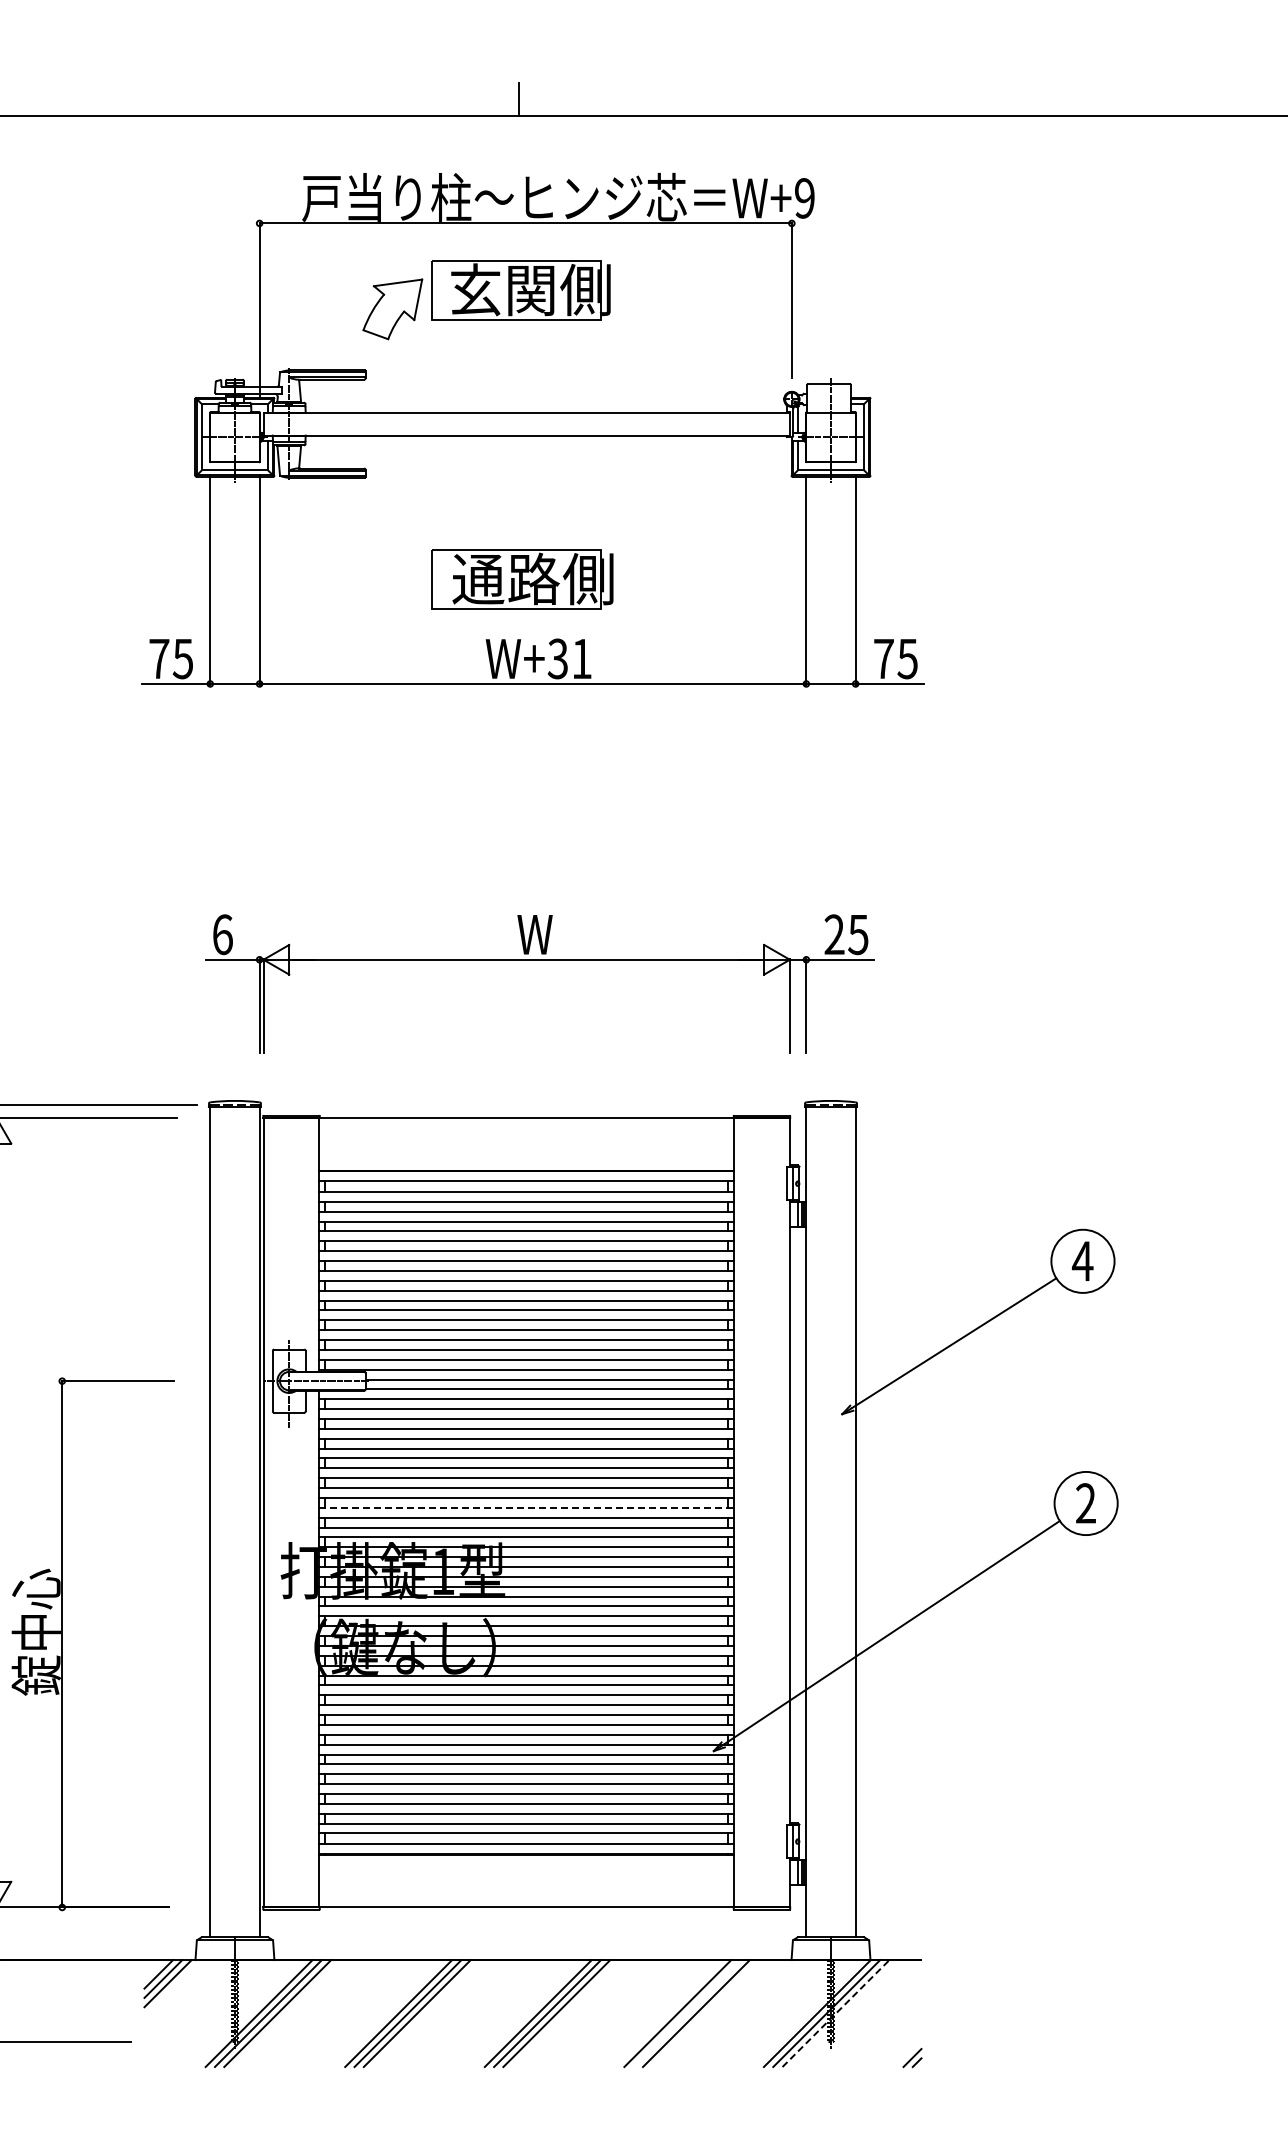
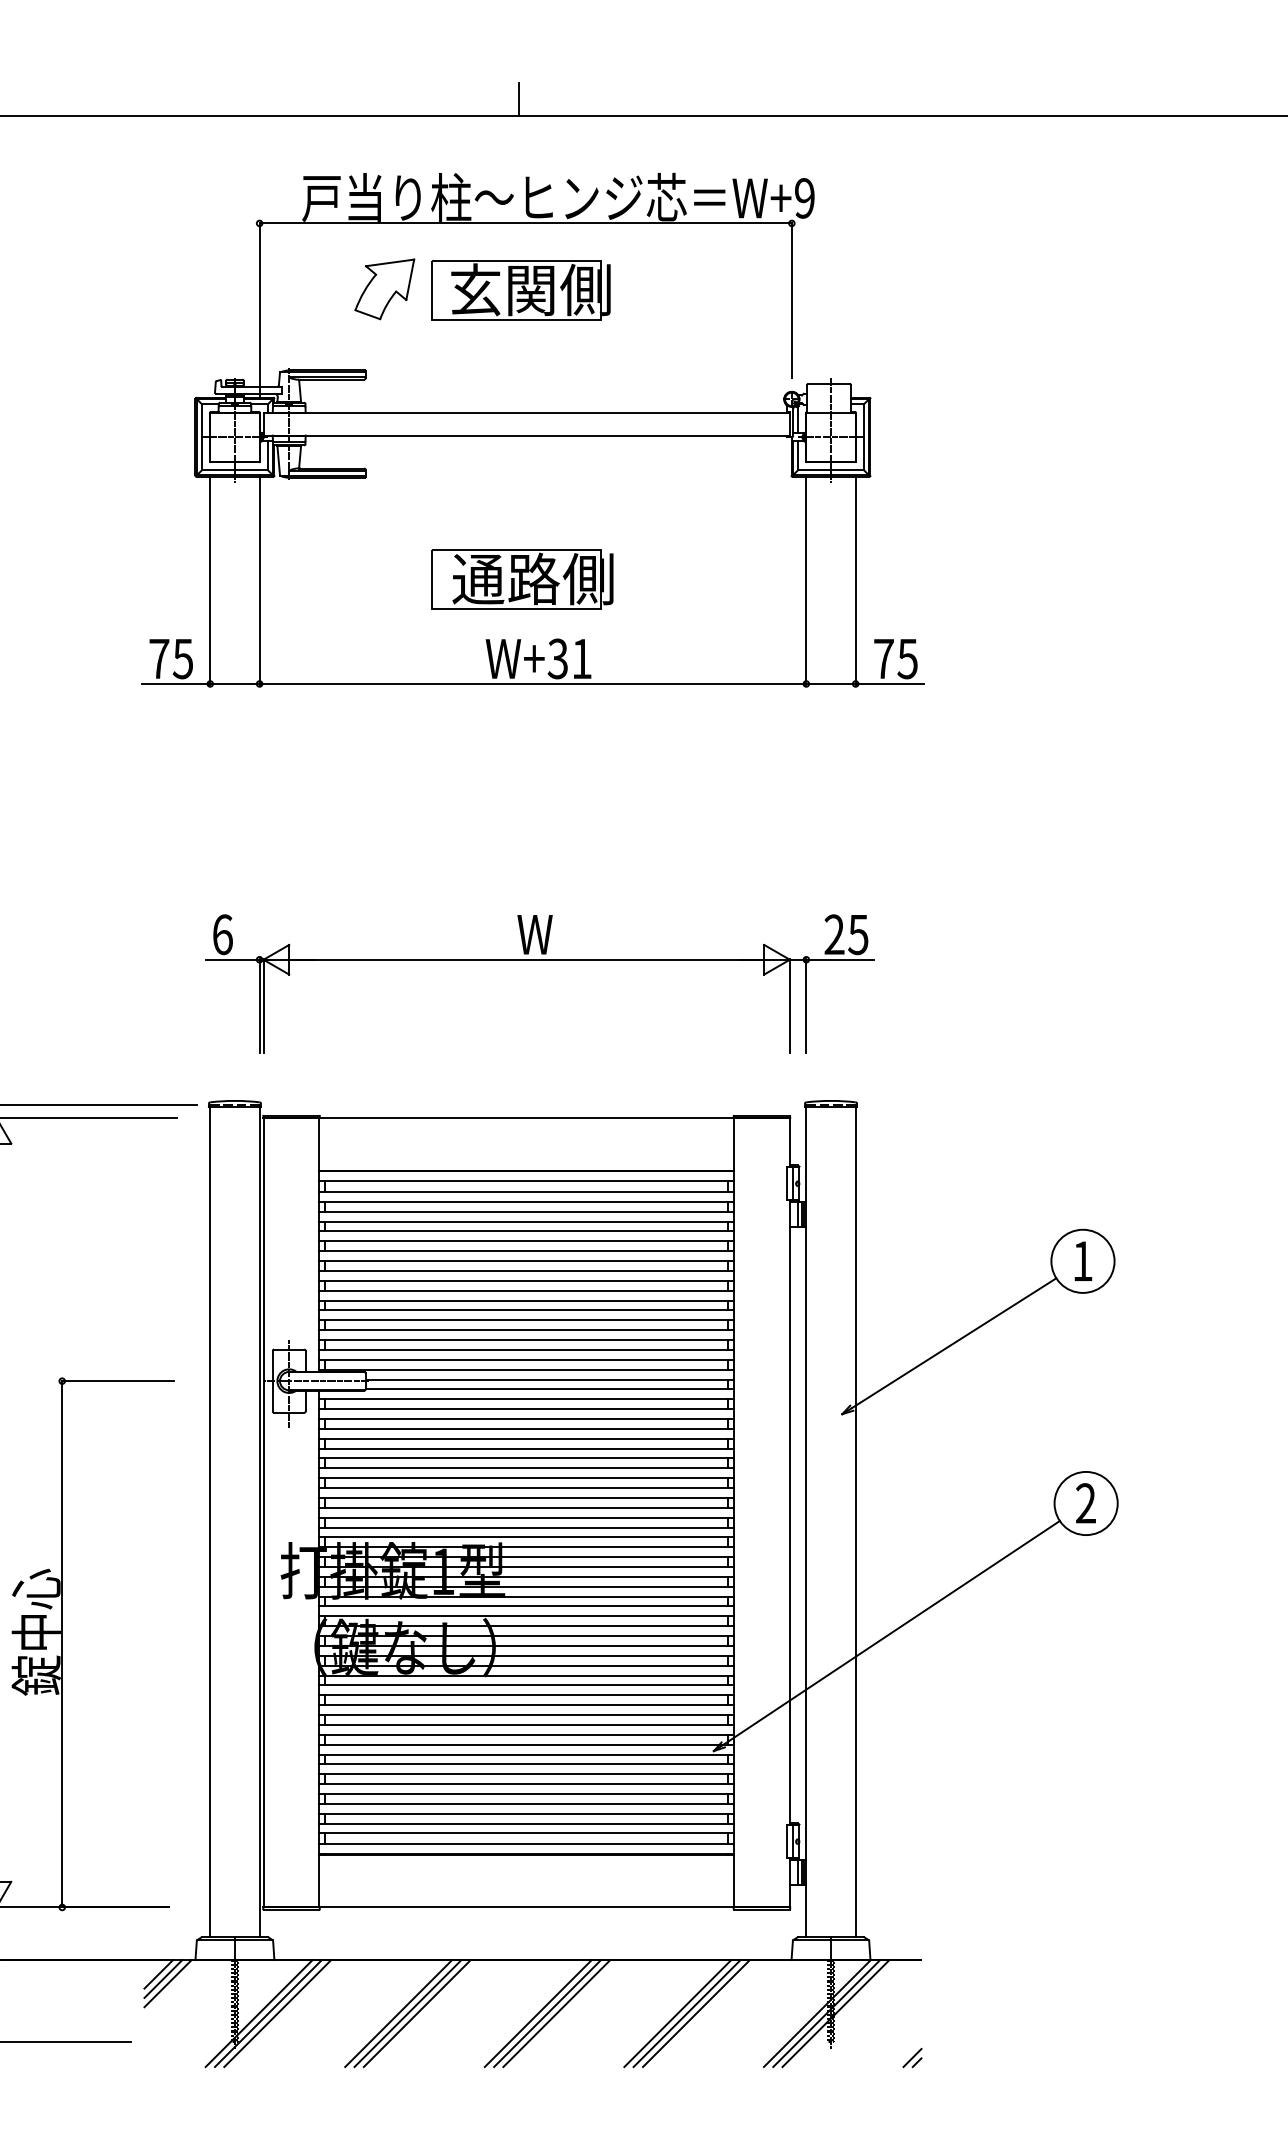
part position: (392, 309) -> (384, 289) (384, 289)
text: 4 -> 1 (1082, 1260)
line: dashed -> solid (527, 1507)
line: none -> present (686, 2013)
line: dashed -> solid (835, 2013)
